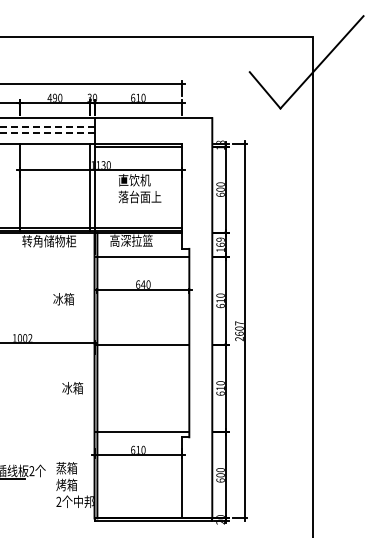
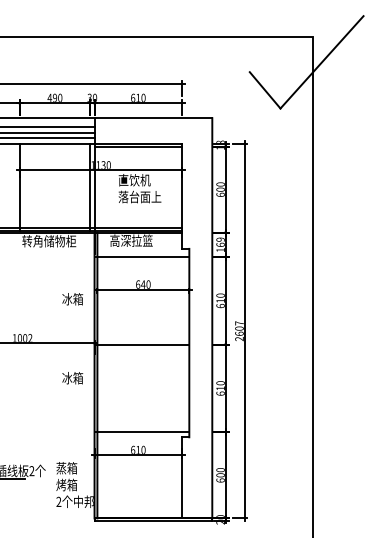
line: dashed -> solid (47, 126)
line: dashed -> solid (47, 132)
line: none -> present (48, 138)
text position: (63, 299) -> (72, 299) (72, 299)
text position: (72, 388) -> (72, 378) (72, 378)
